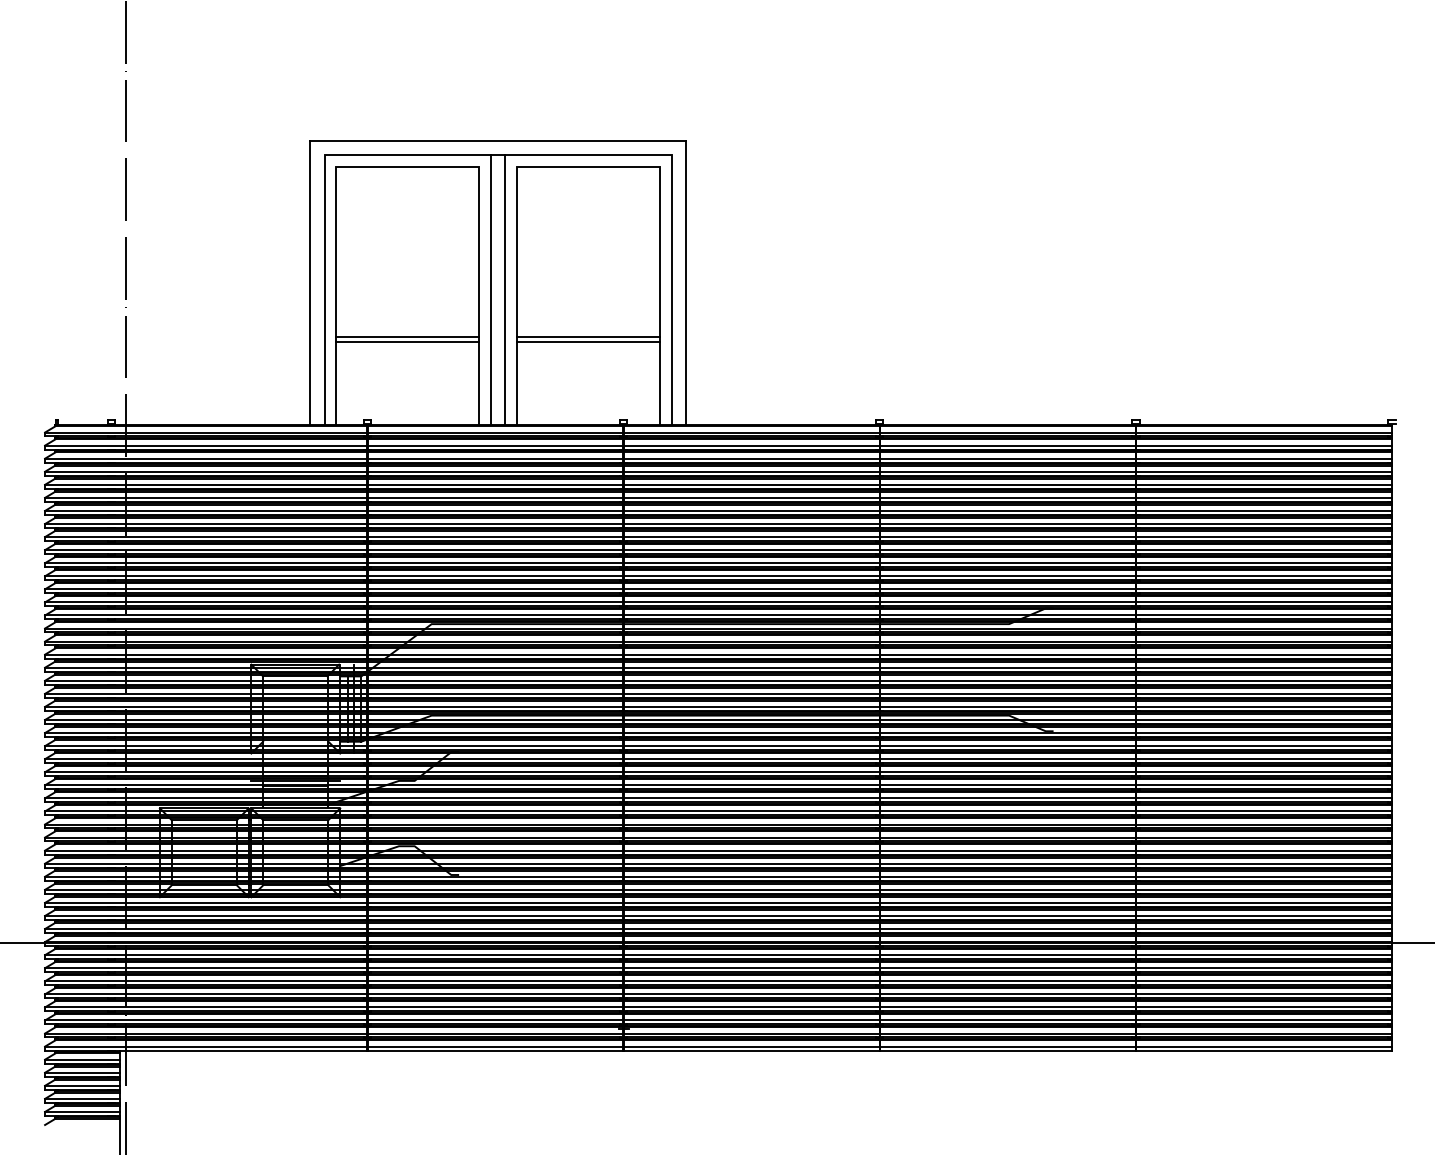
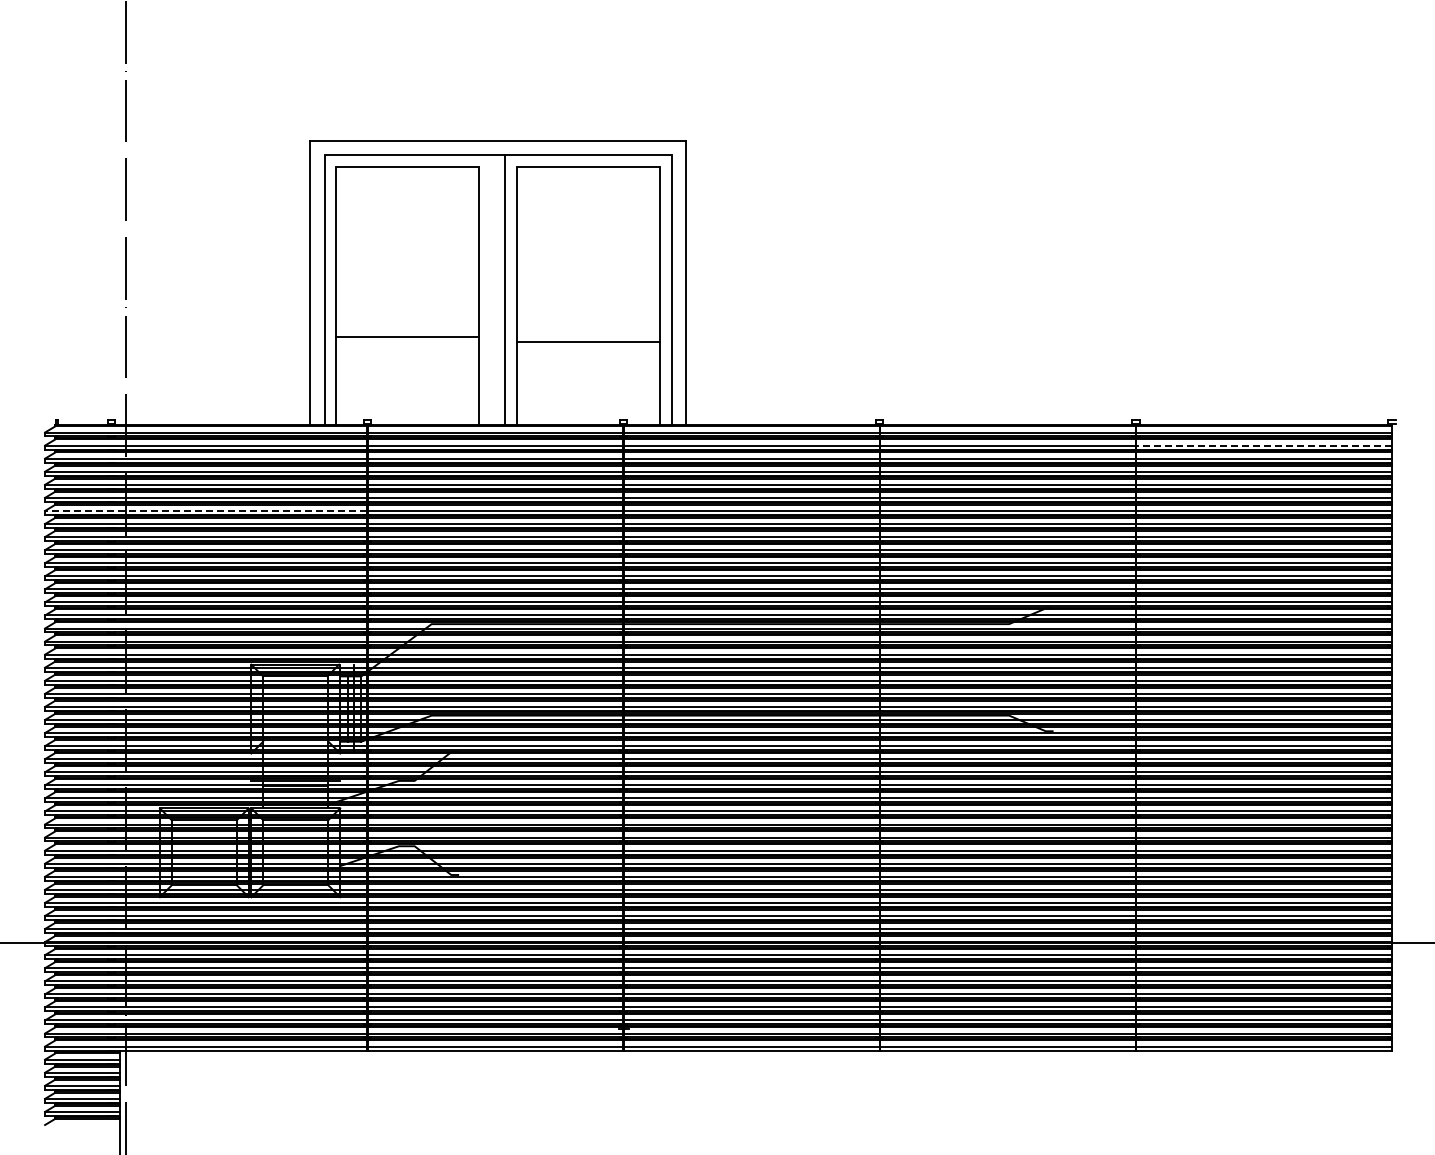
line: present -> none (491, 289)
line: present -> none (588, 336)
line: present -> none (407, 341)
line: solid -> dashed (1263, 445)
line: solid -> dashed (205, 510)
